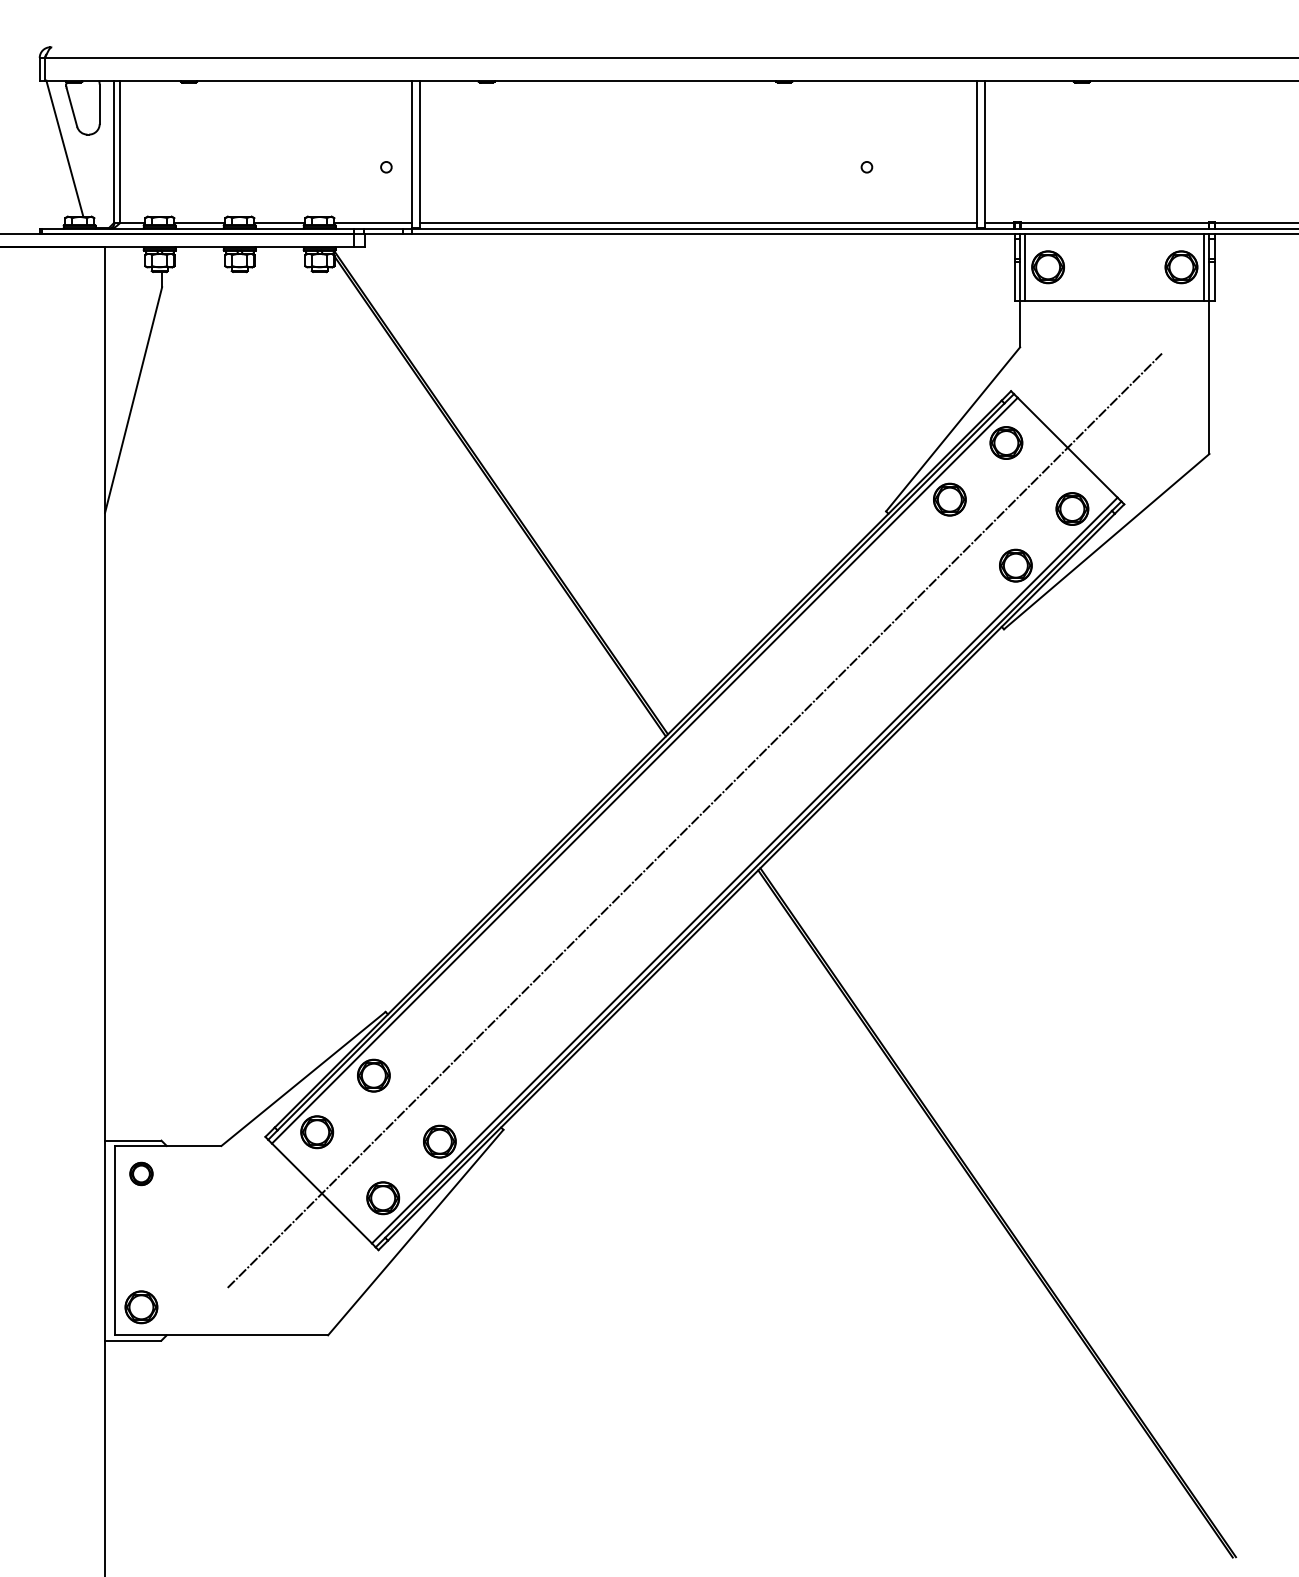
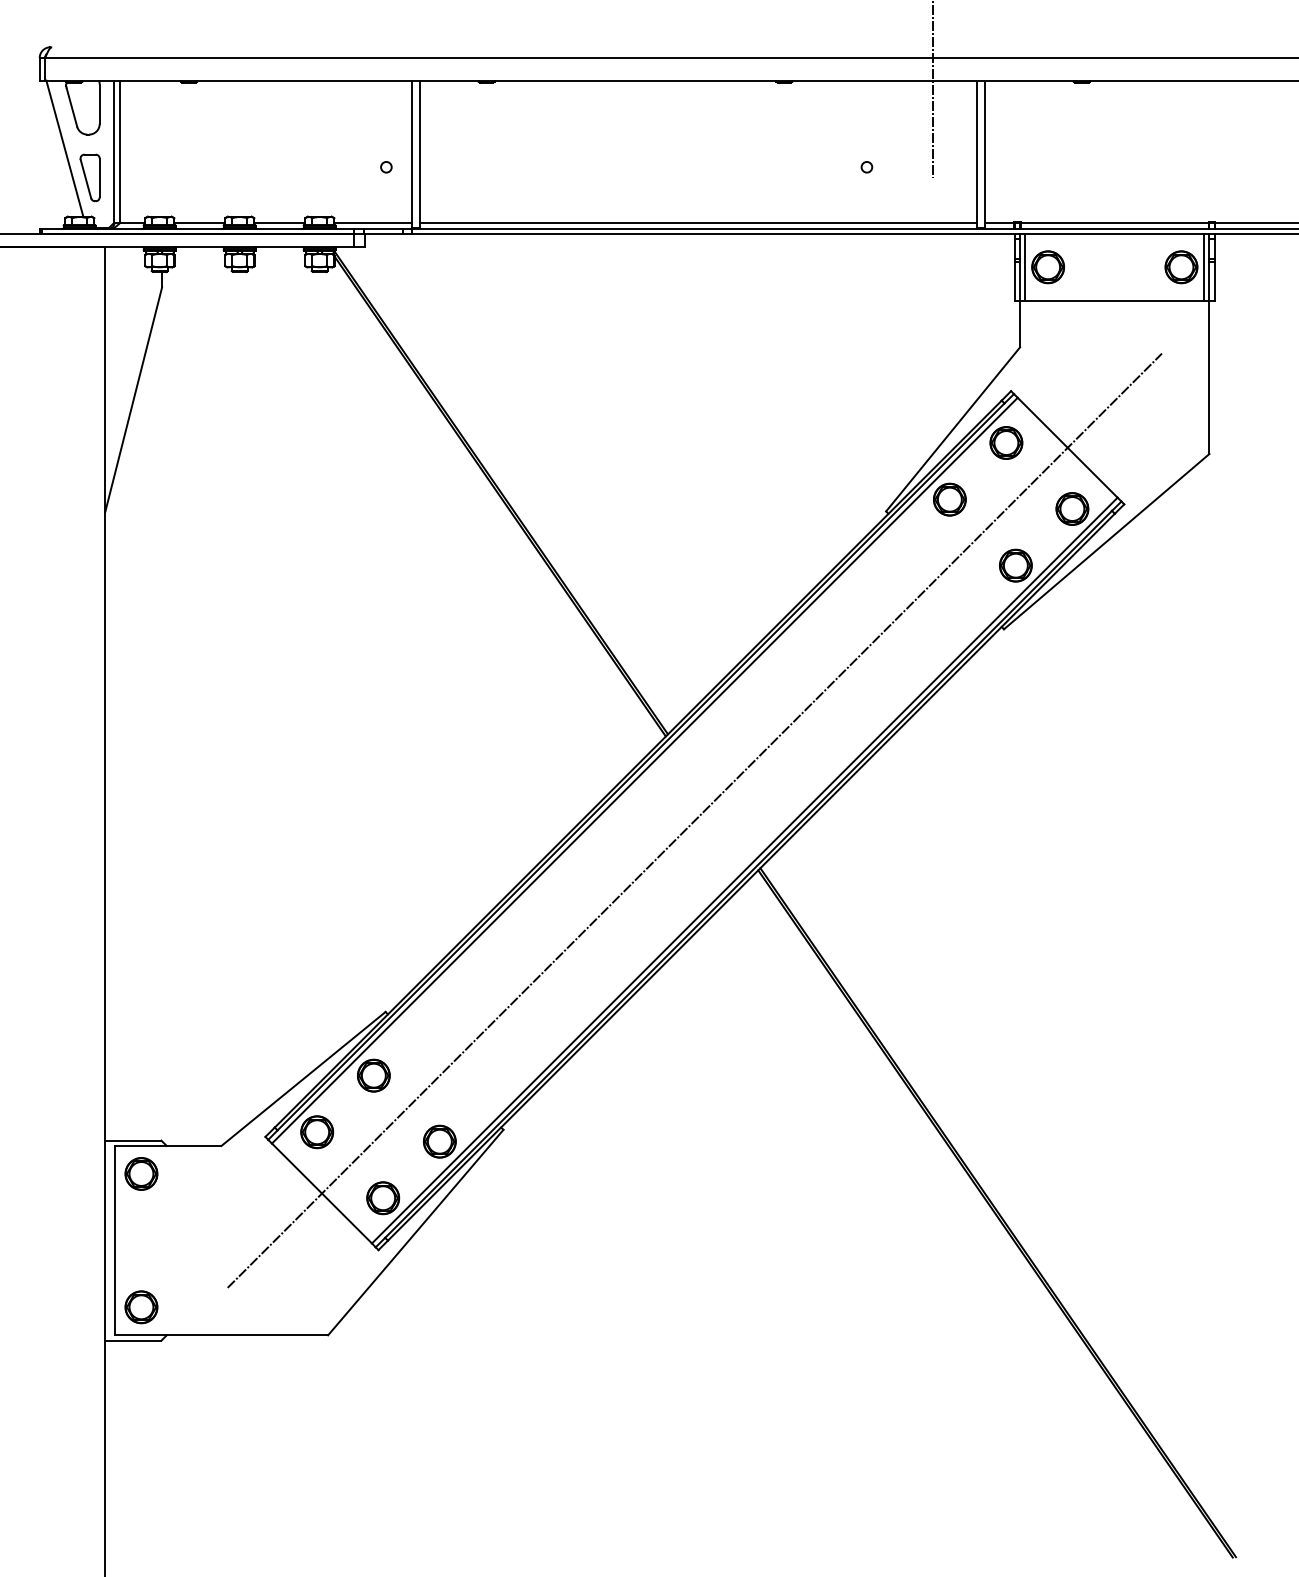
line: none -> present (933, 89)
part: none -> present (89, 177)
part size: 25x26 px -> 35x34 px (141, 1173)
